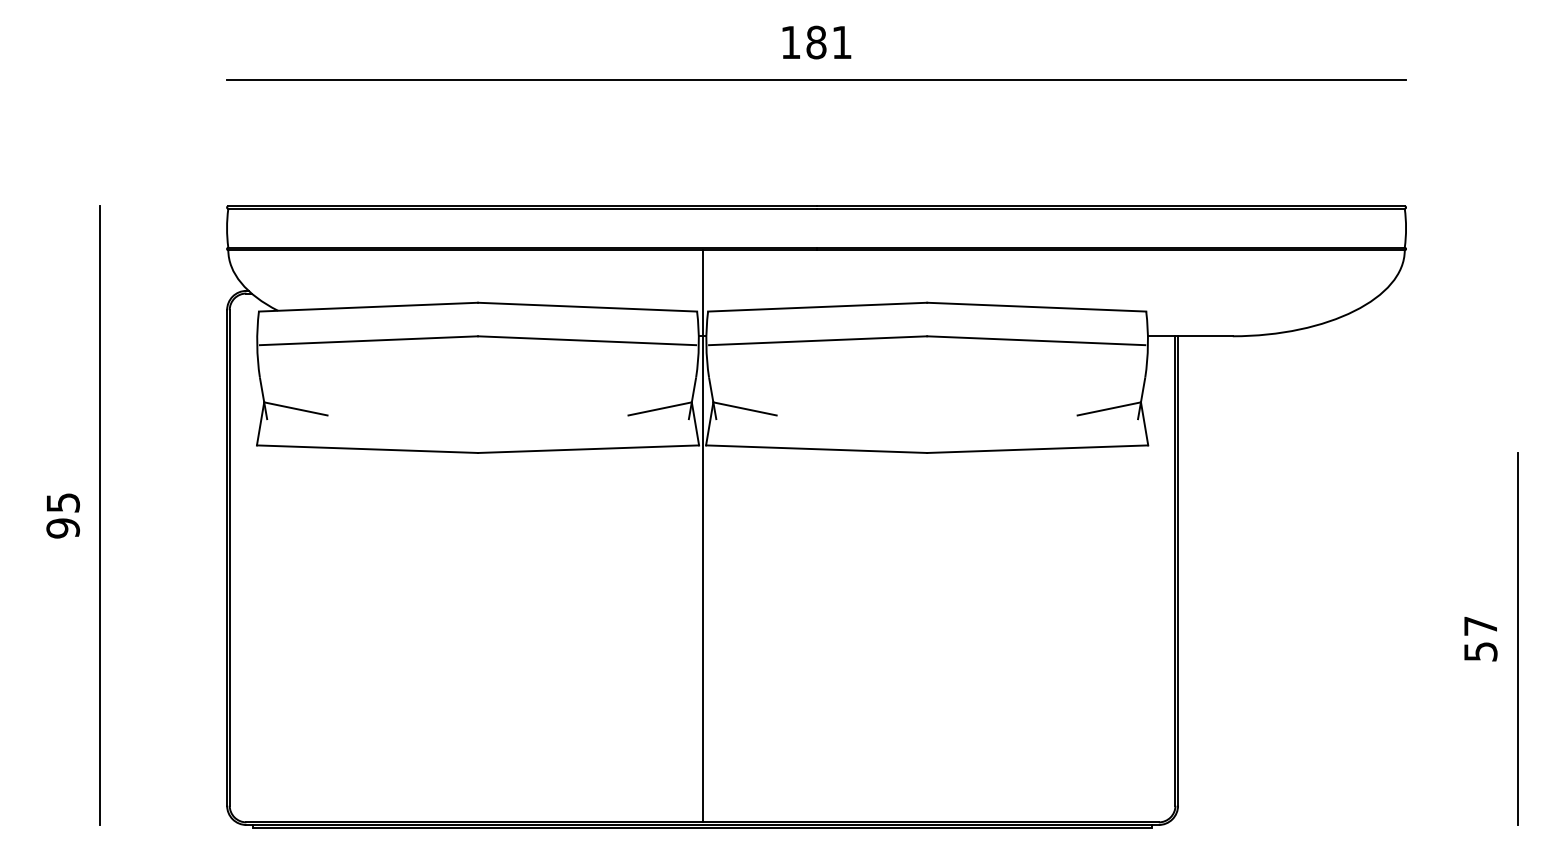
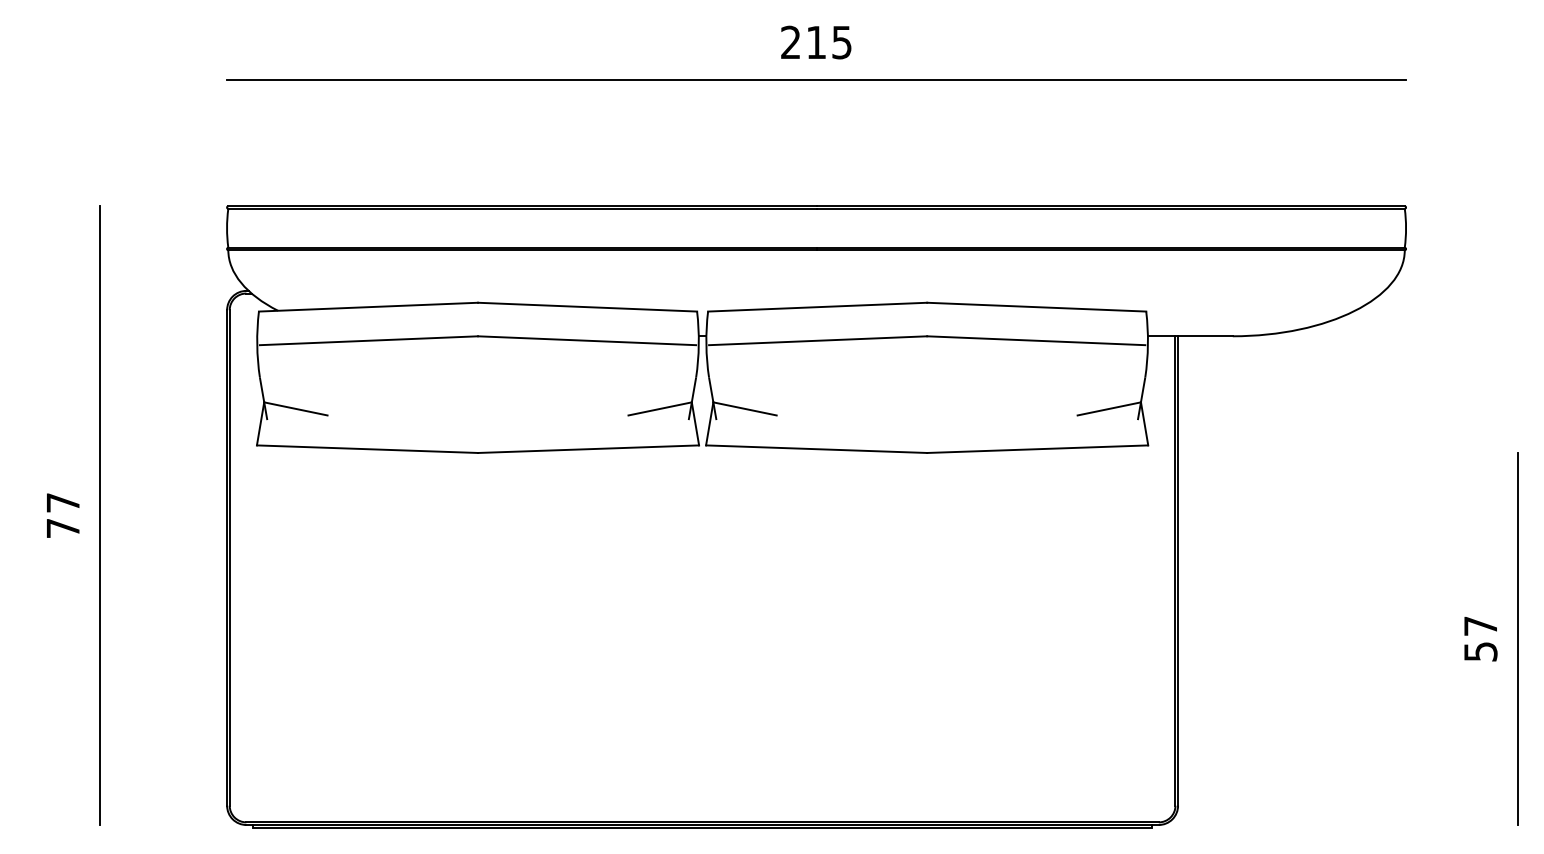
text: 181 -> 215 (816, 42)
text: 95 -> 77 (63, 515)
line: present -> none (702, 536)
